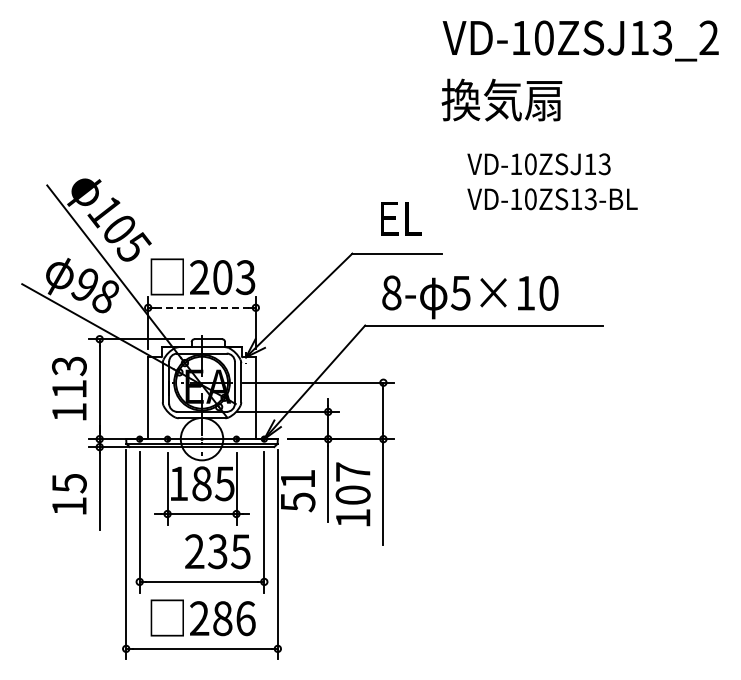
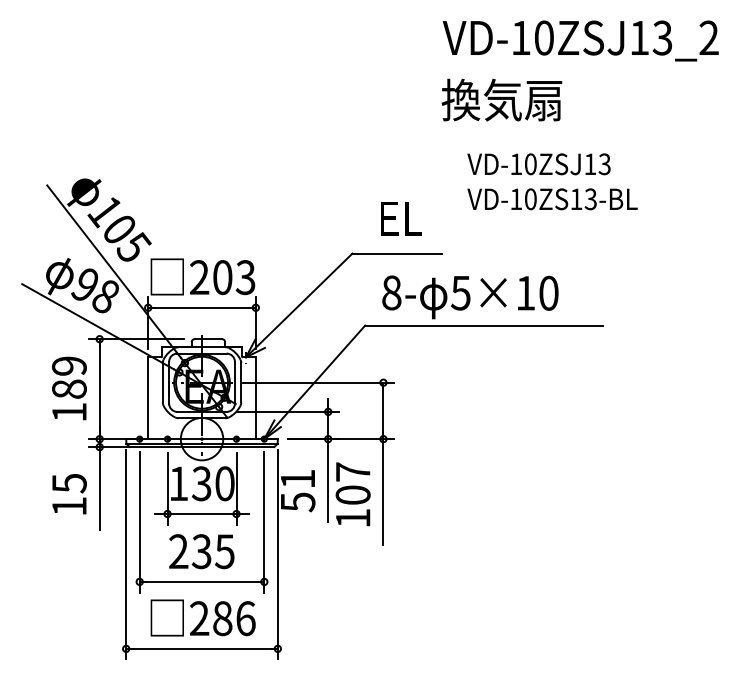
line: dashed -> solid (202, 307)
text: 113 -> 189 (69, 377)
text: 185 -> 130 (212, 483)
text position: (217, 551) -> (201, 551) (201, 551)
